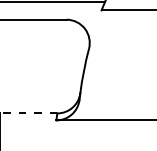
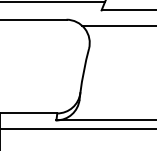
line: none -> present (117, 25)
line: dashed -> solid (28, 113)
line: none -> present (77, 128)
